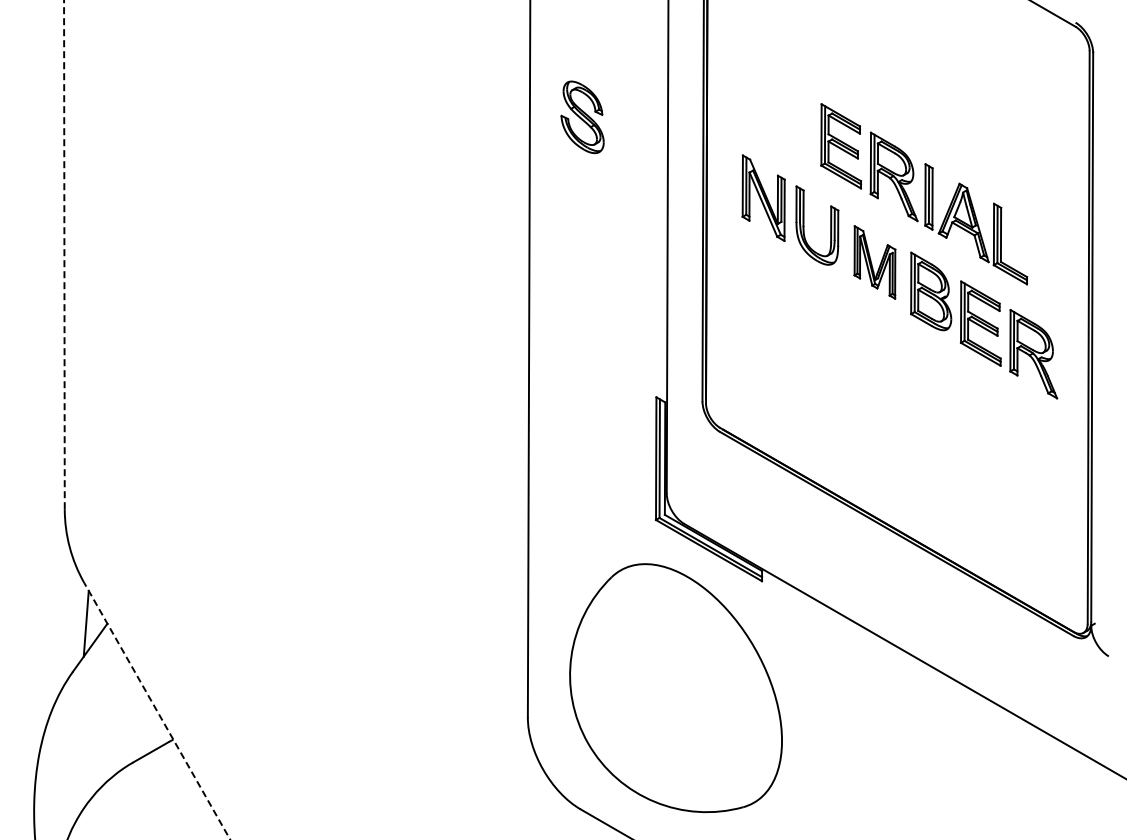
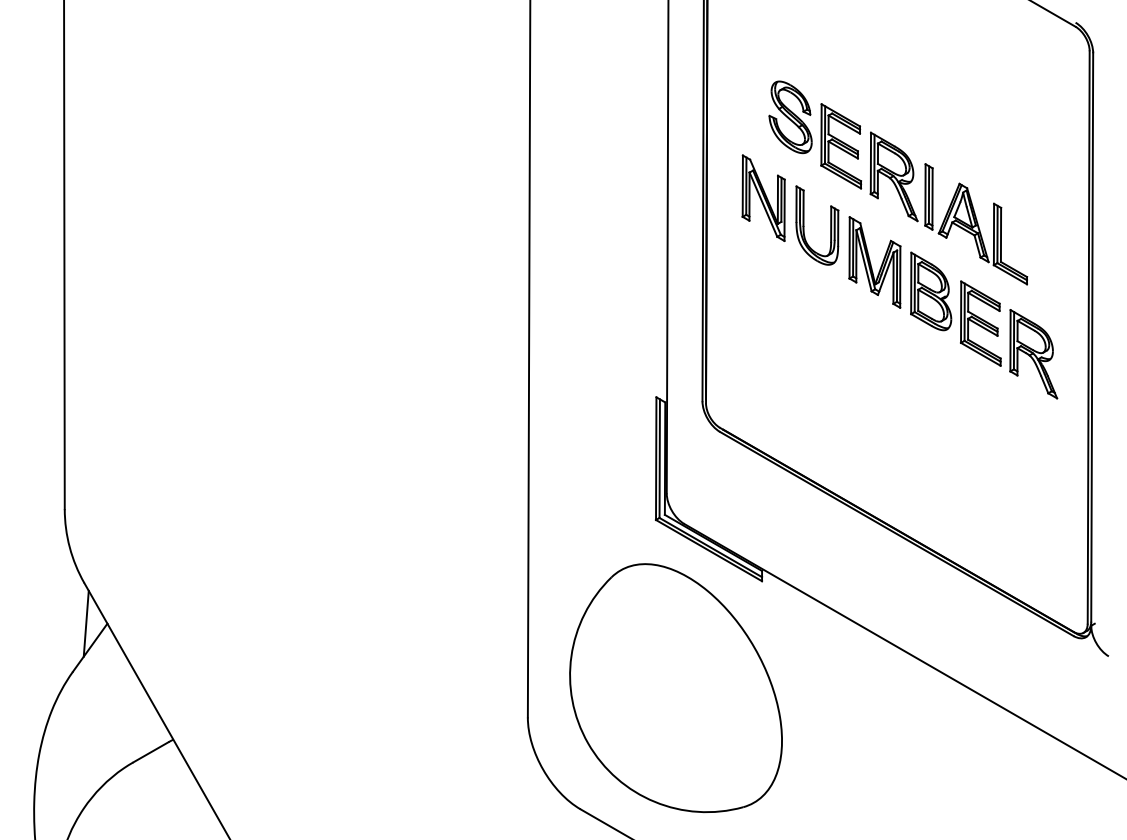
part position: (582, 117) -> (790, 117) (790, 117)
line: dashed -> solid (64, 254)
part size: 44x75 px -> 54x93 px (874, 262)
line: dashed -> solid (156, 710)
